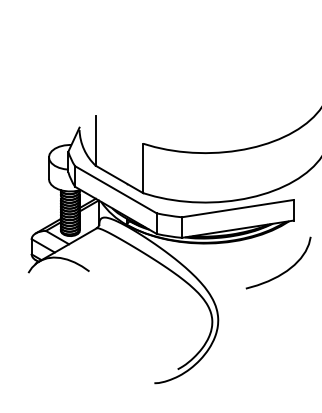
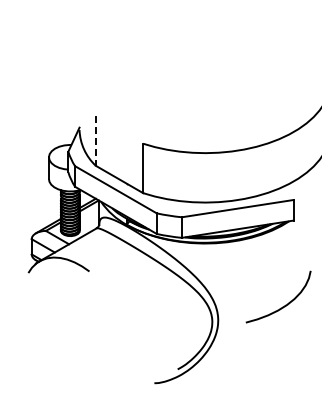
line: solid -> dashed (95, 141)
curve position: (285, 270) -> (285, 304) (285, 304)
